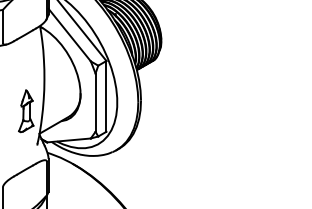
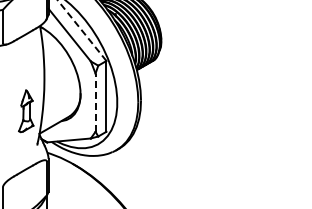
line: solid -> dashed (82, 30)
line: solid -> dashed (95, 102)
